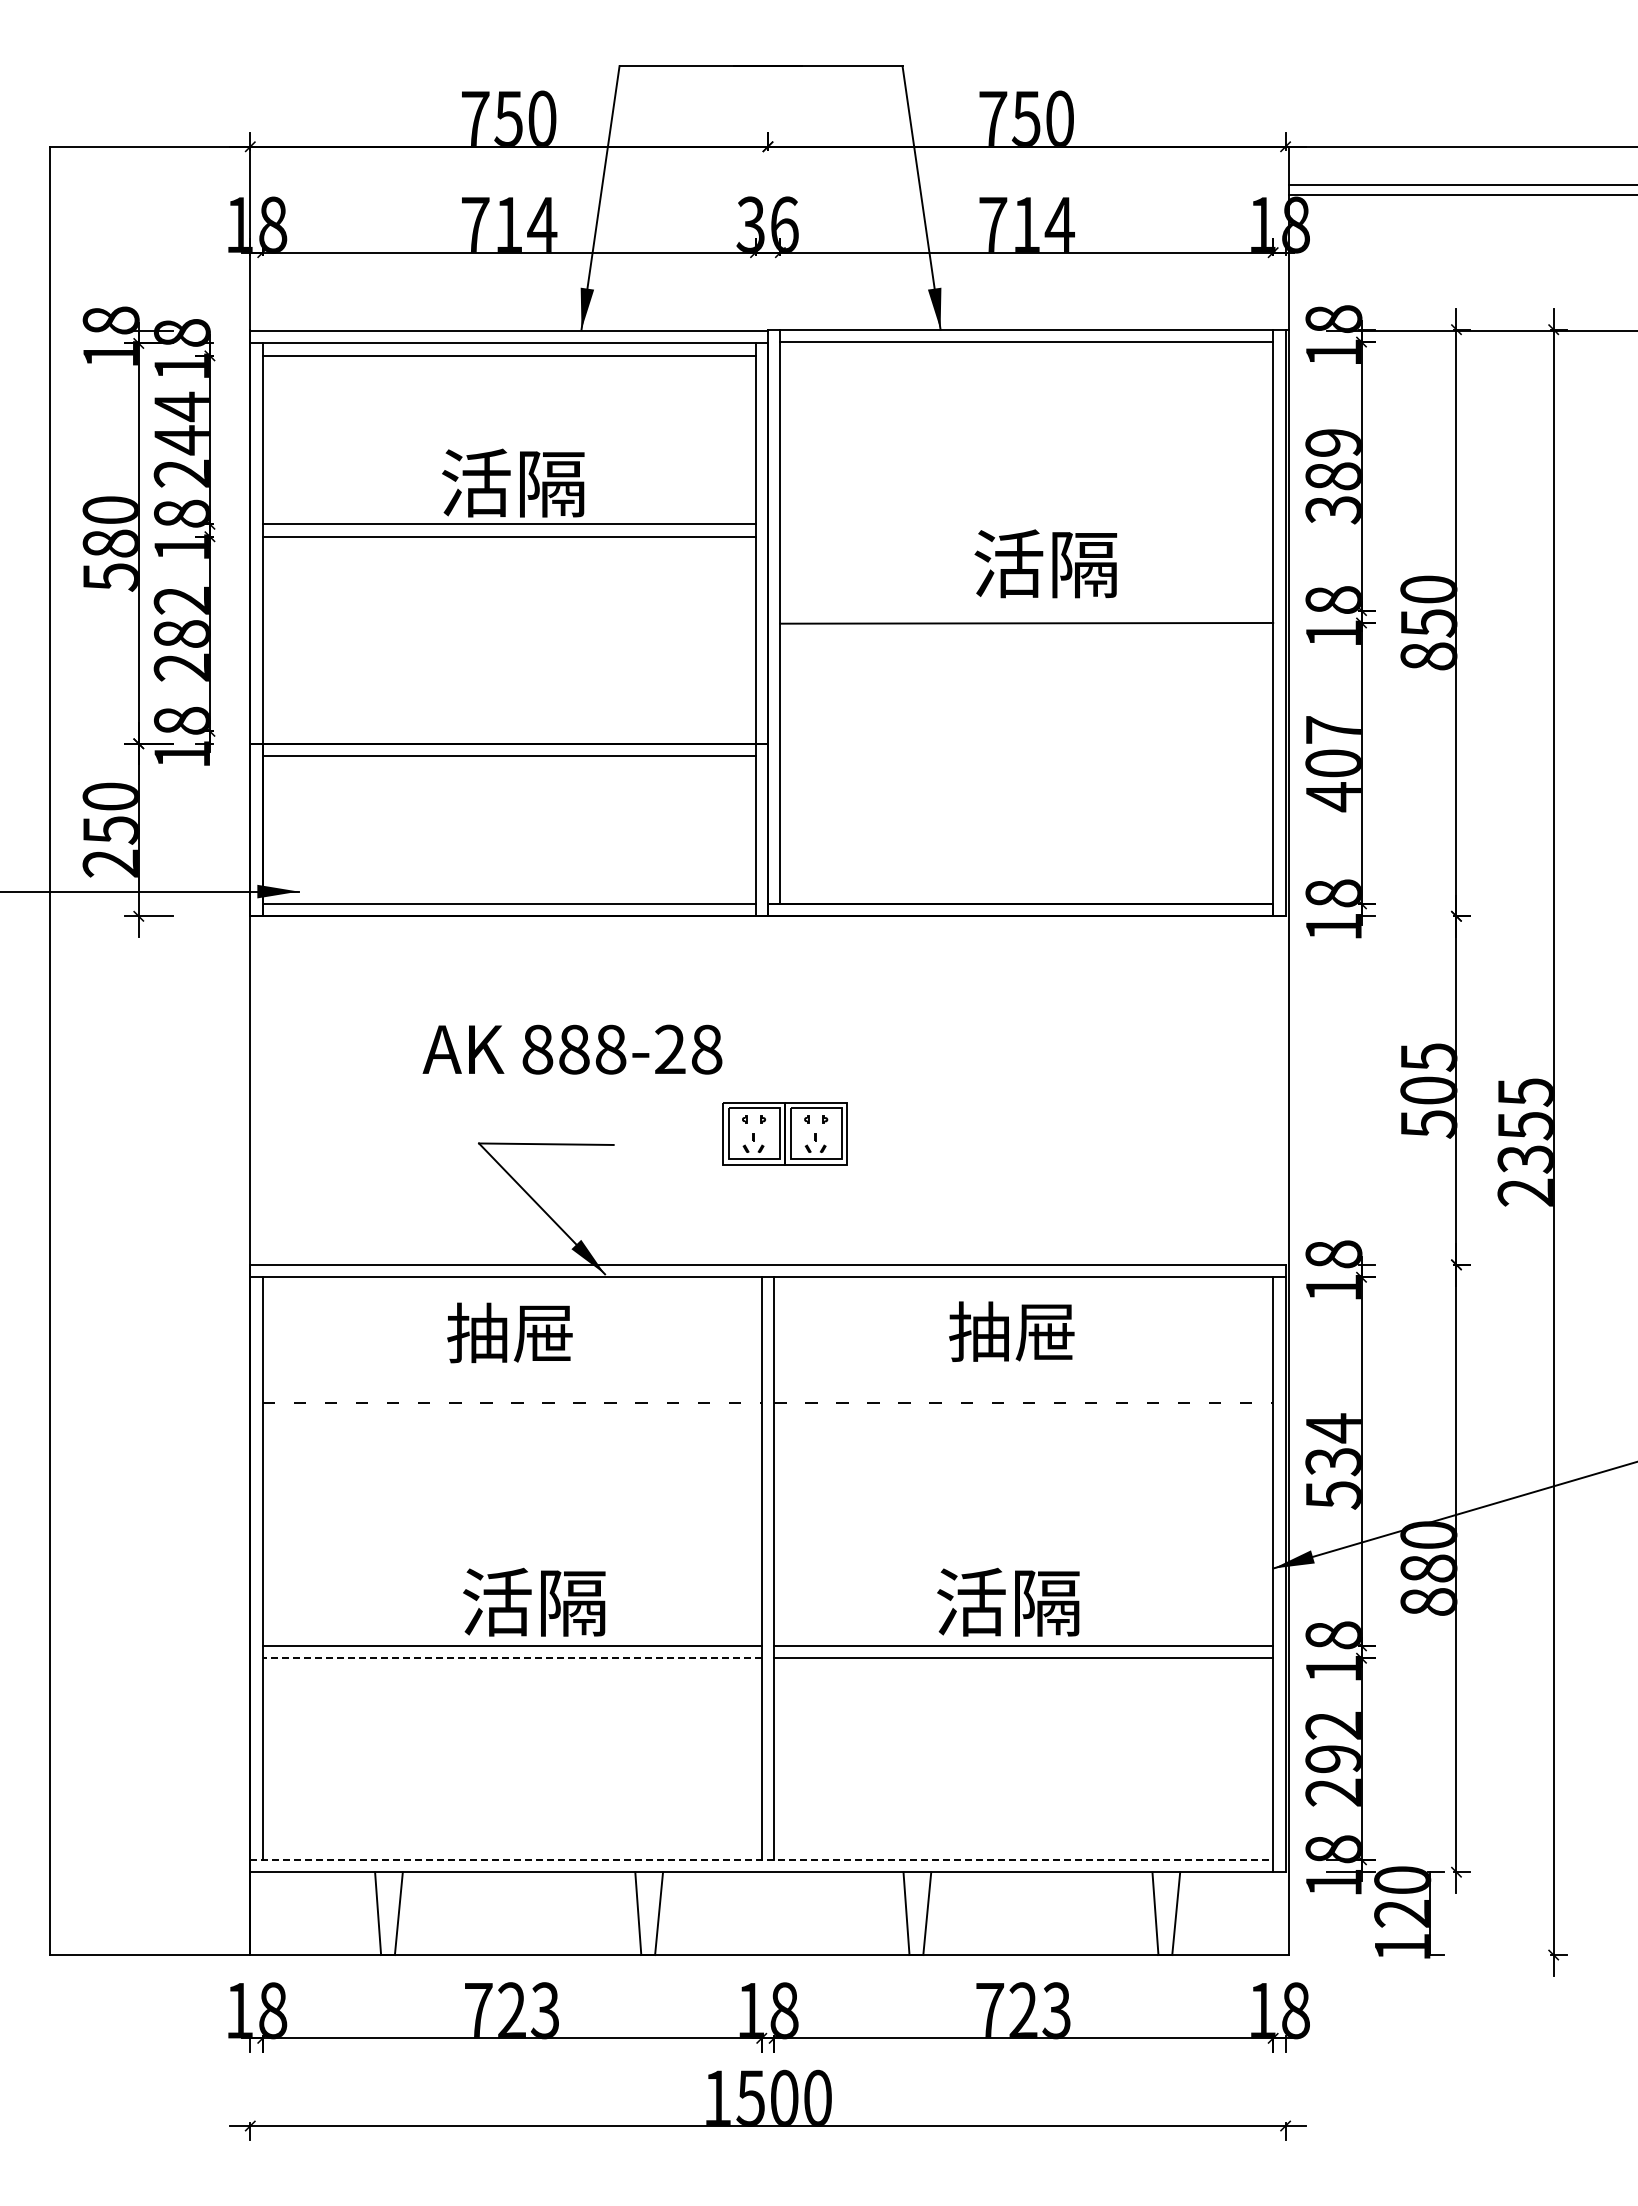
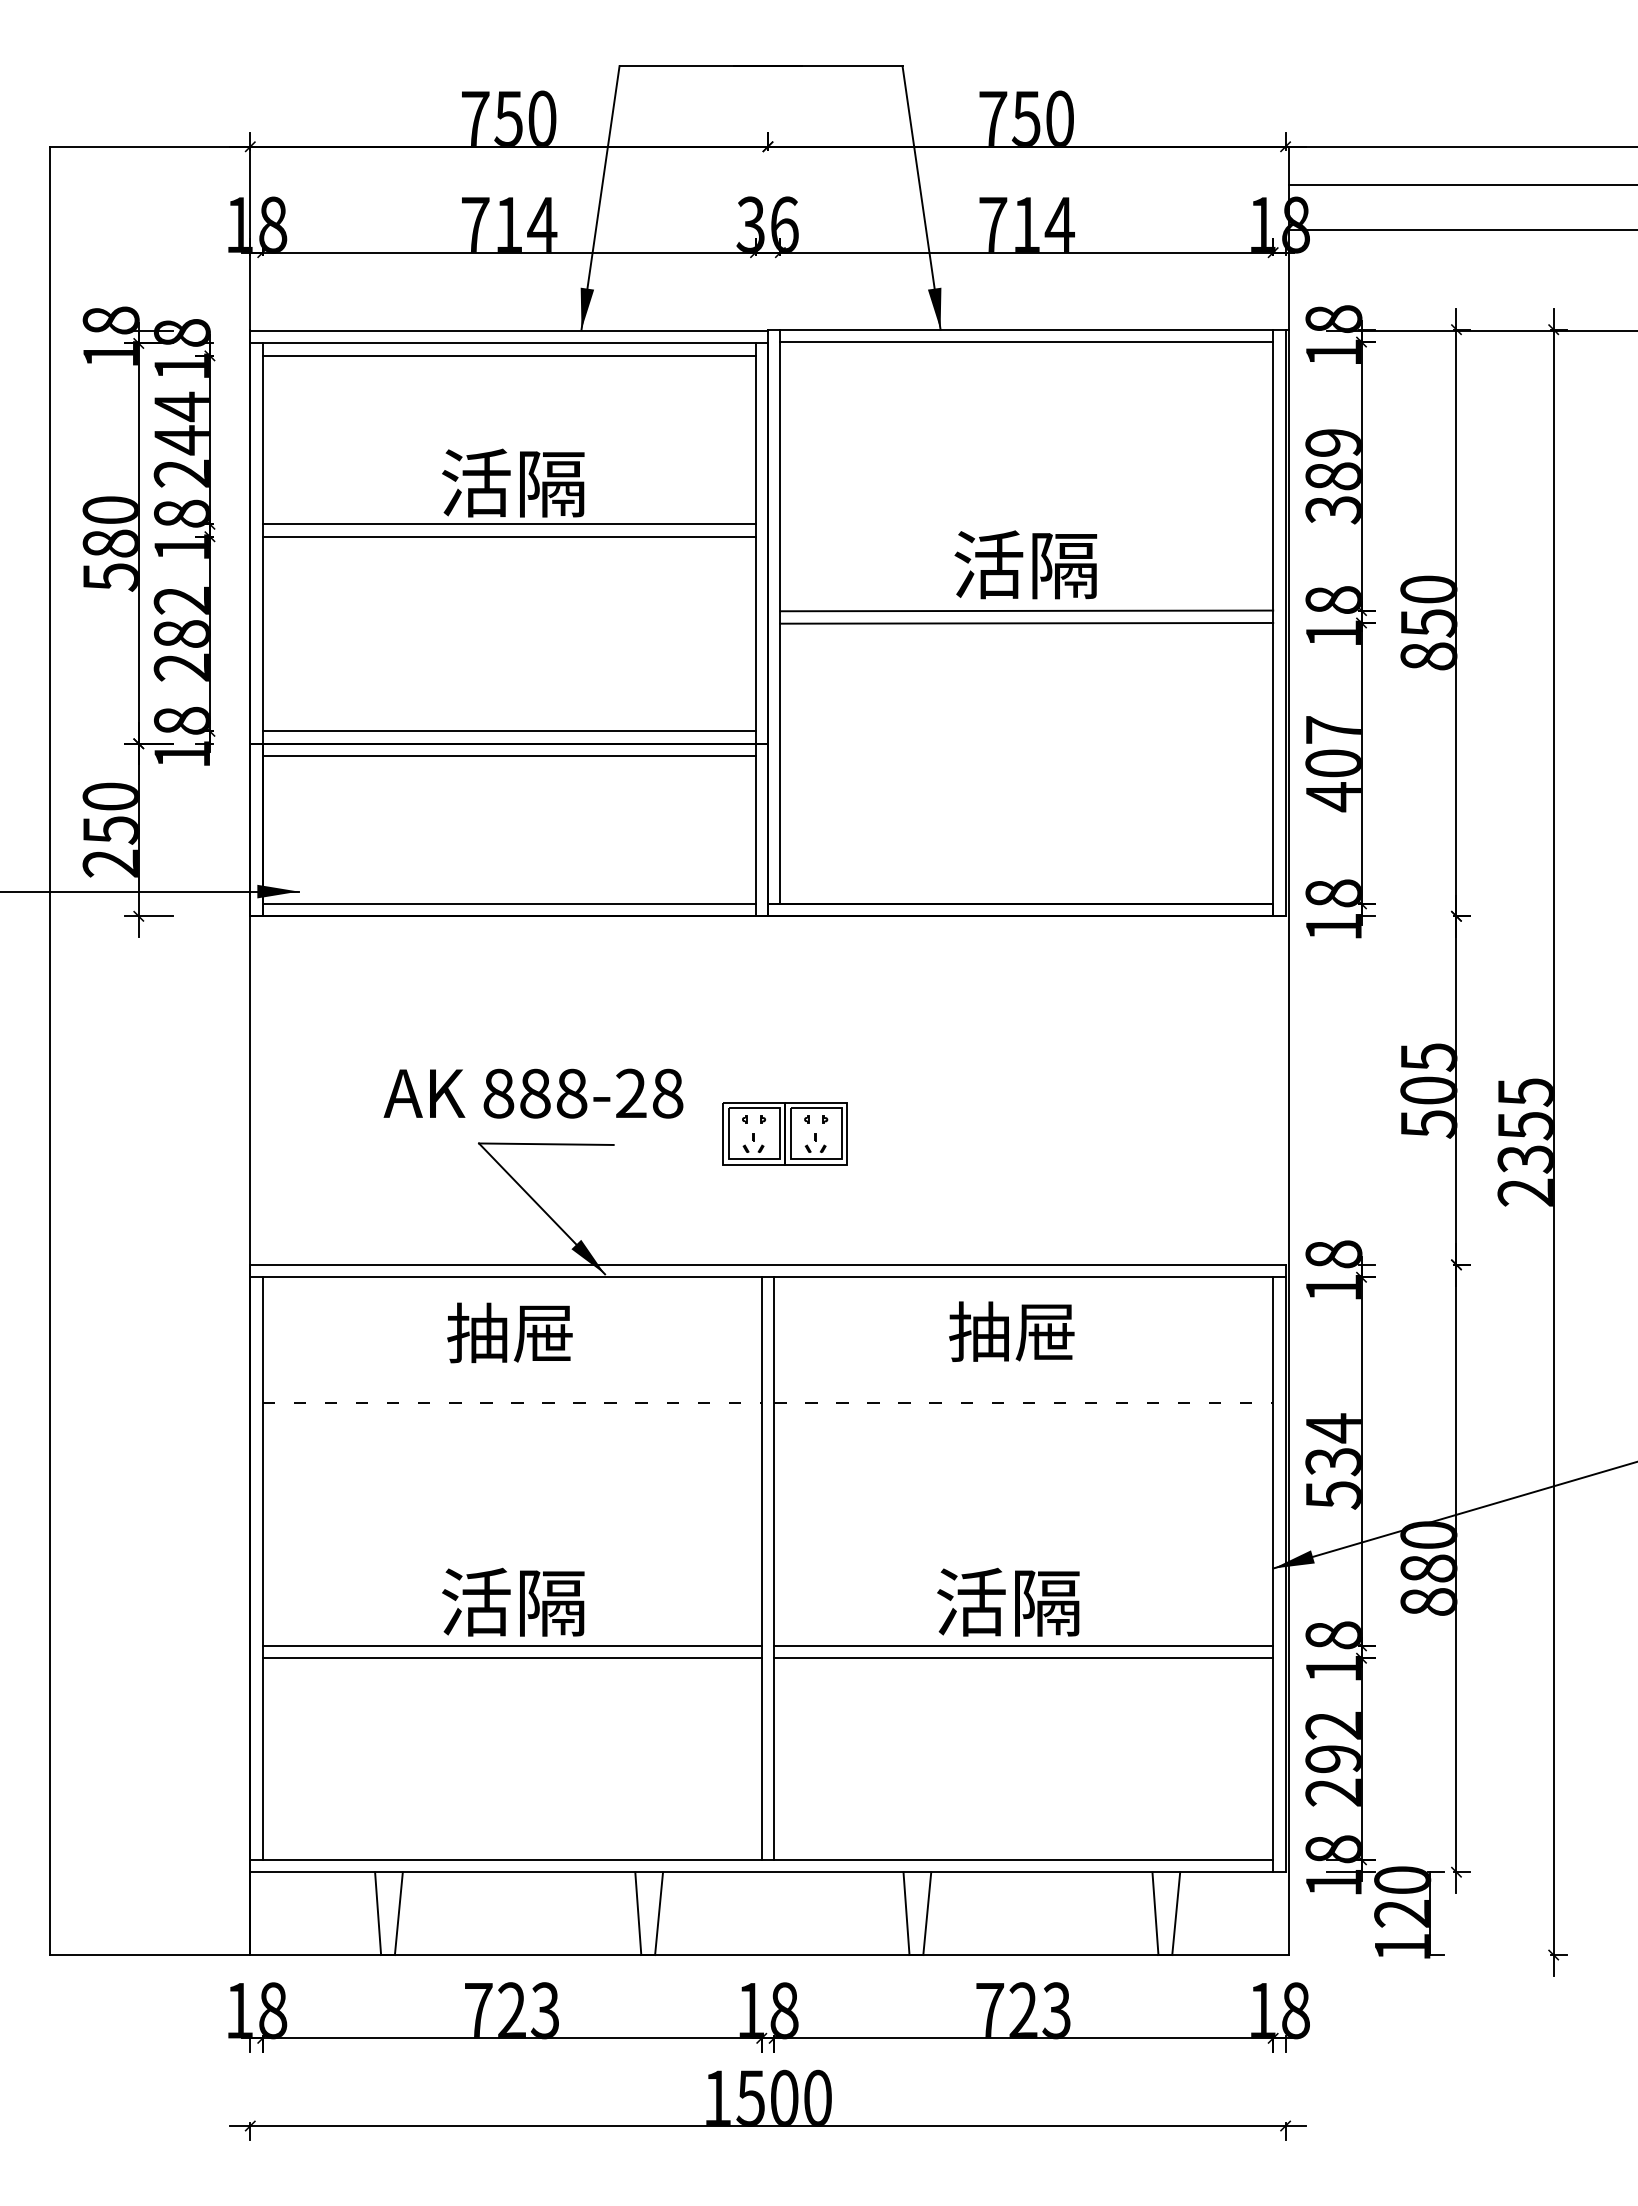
line position: (1461, 194) -> (1461, 229) (1461, 229)
text position: (1045, 563) -> (1025, 564) (1025, 564)
line: none -> present (1026, 610)
line: none -> present (508, 731)
text position: (572, 1049) -> (533, 1093) (533, 1093)
text position: (534, 1601) -> (513, 1601) (513, 1601)
line: dashed -> solid (512, 1658)
line: dashed -> solid (762, 1859)
